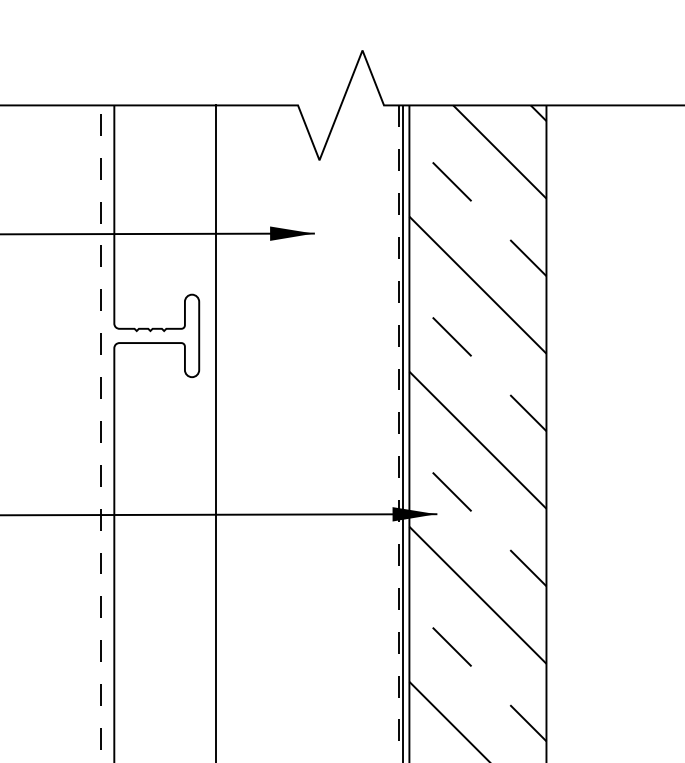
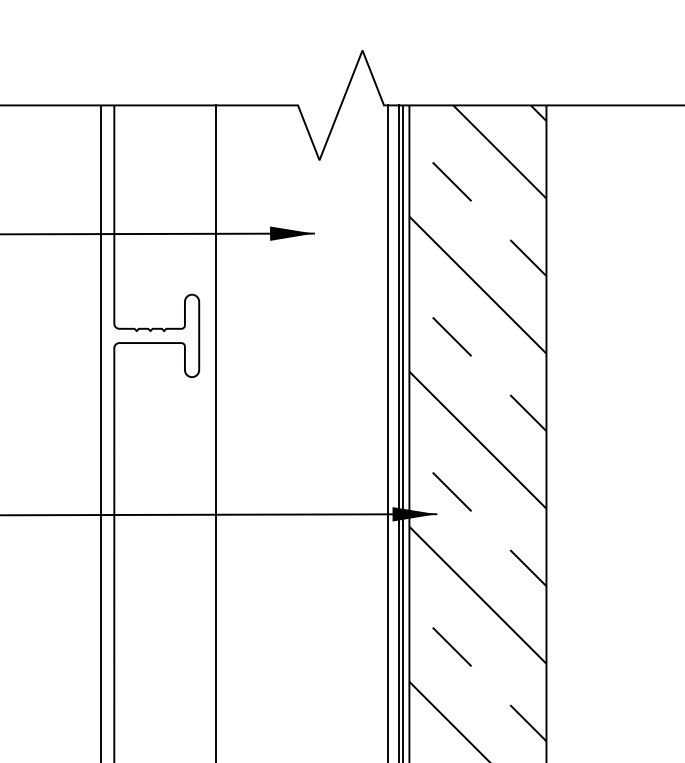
line: none -> present (387, 432)
line: dashed -> solid (100, 433)
line: dashed -> solid (398, 434)
